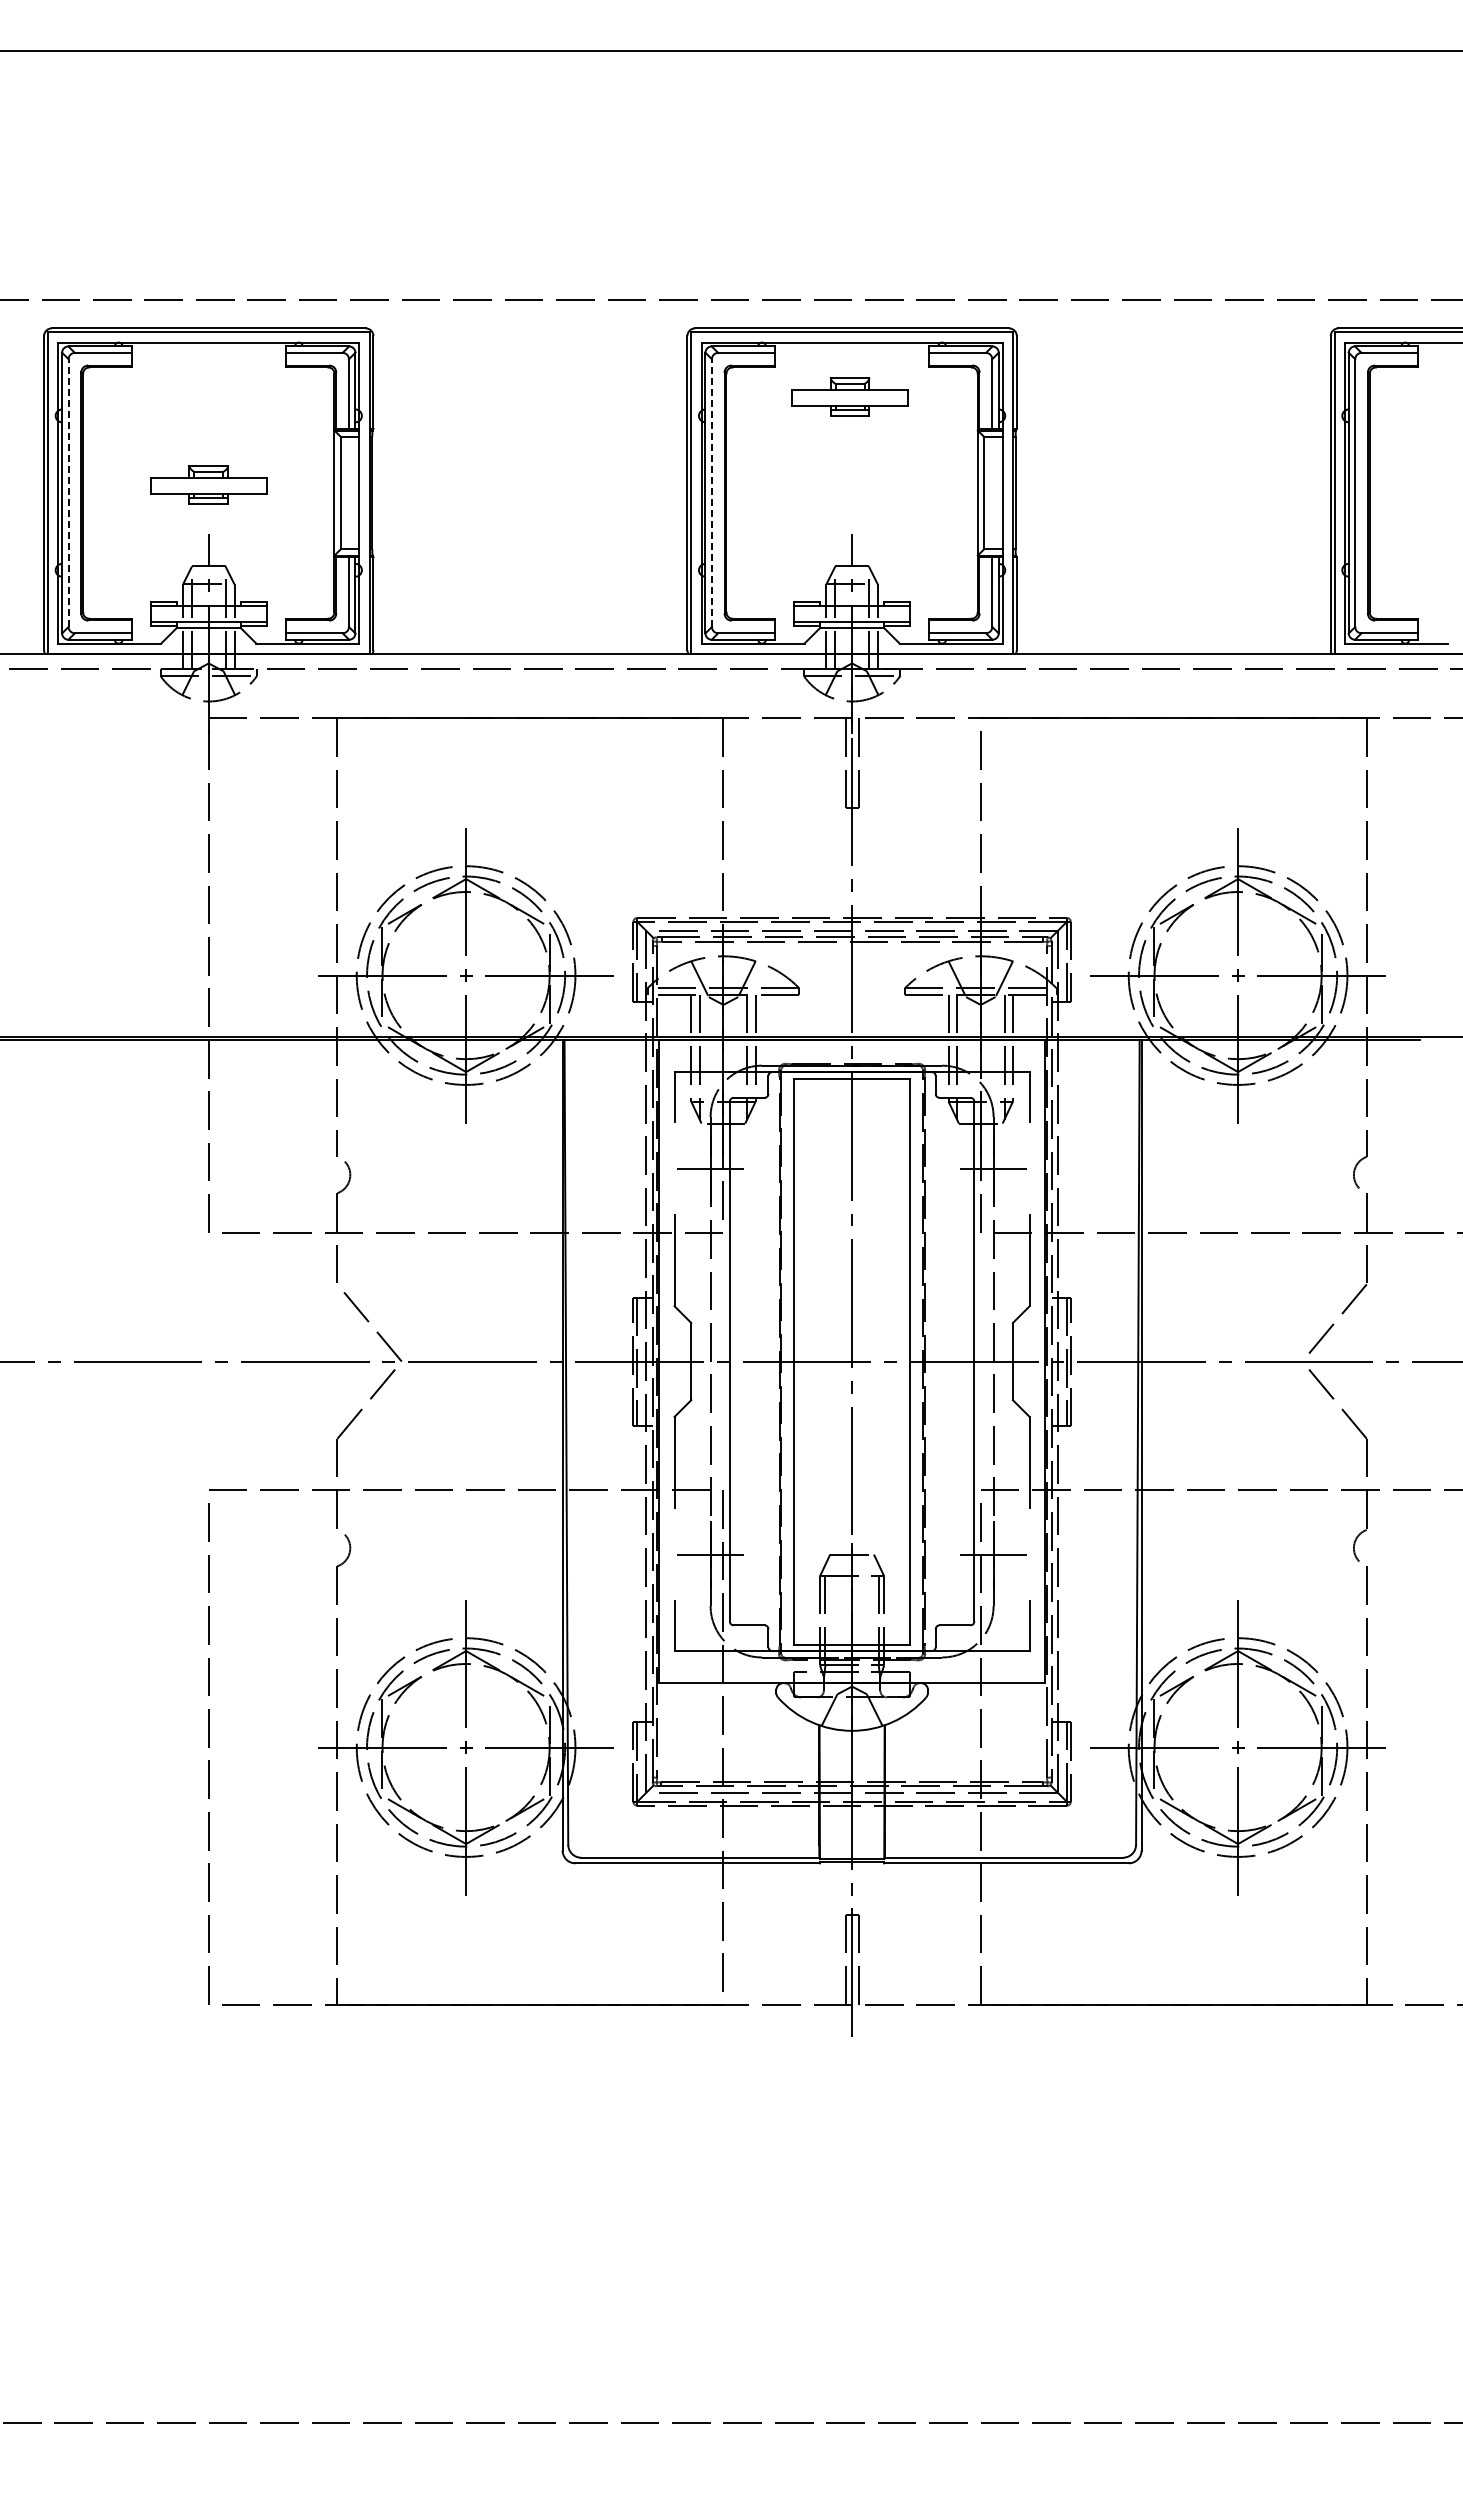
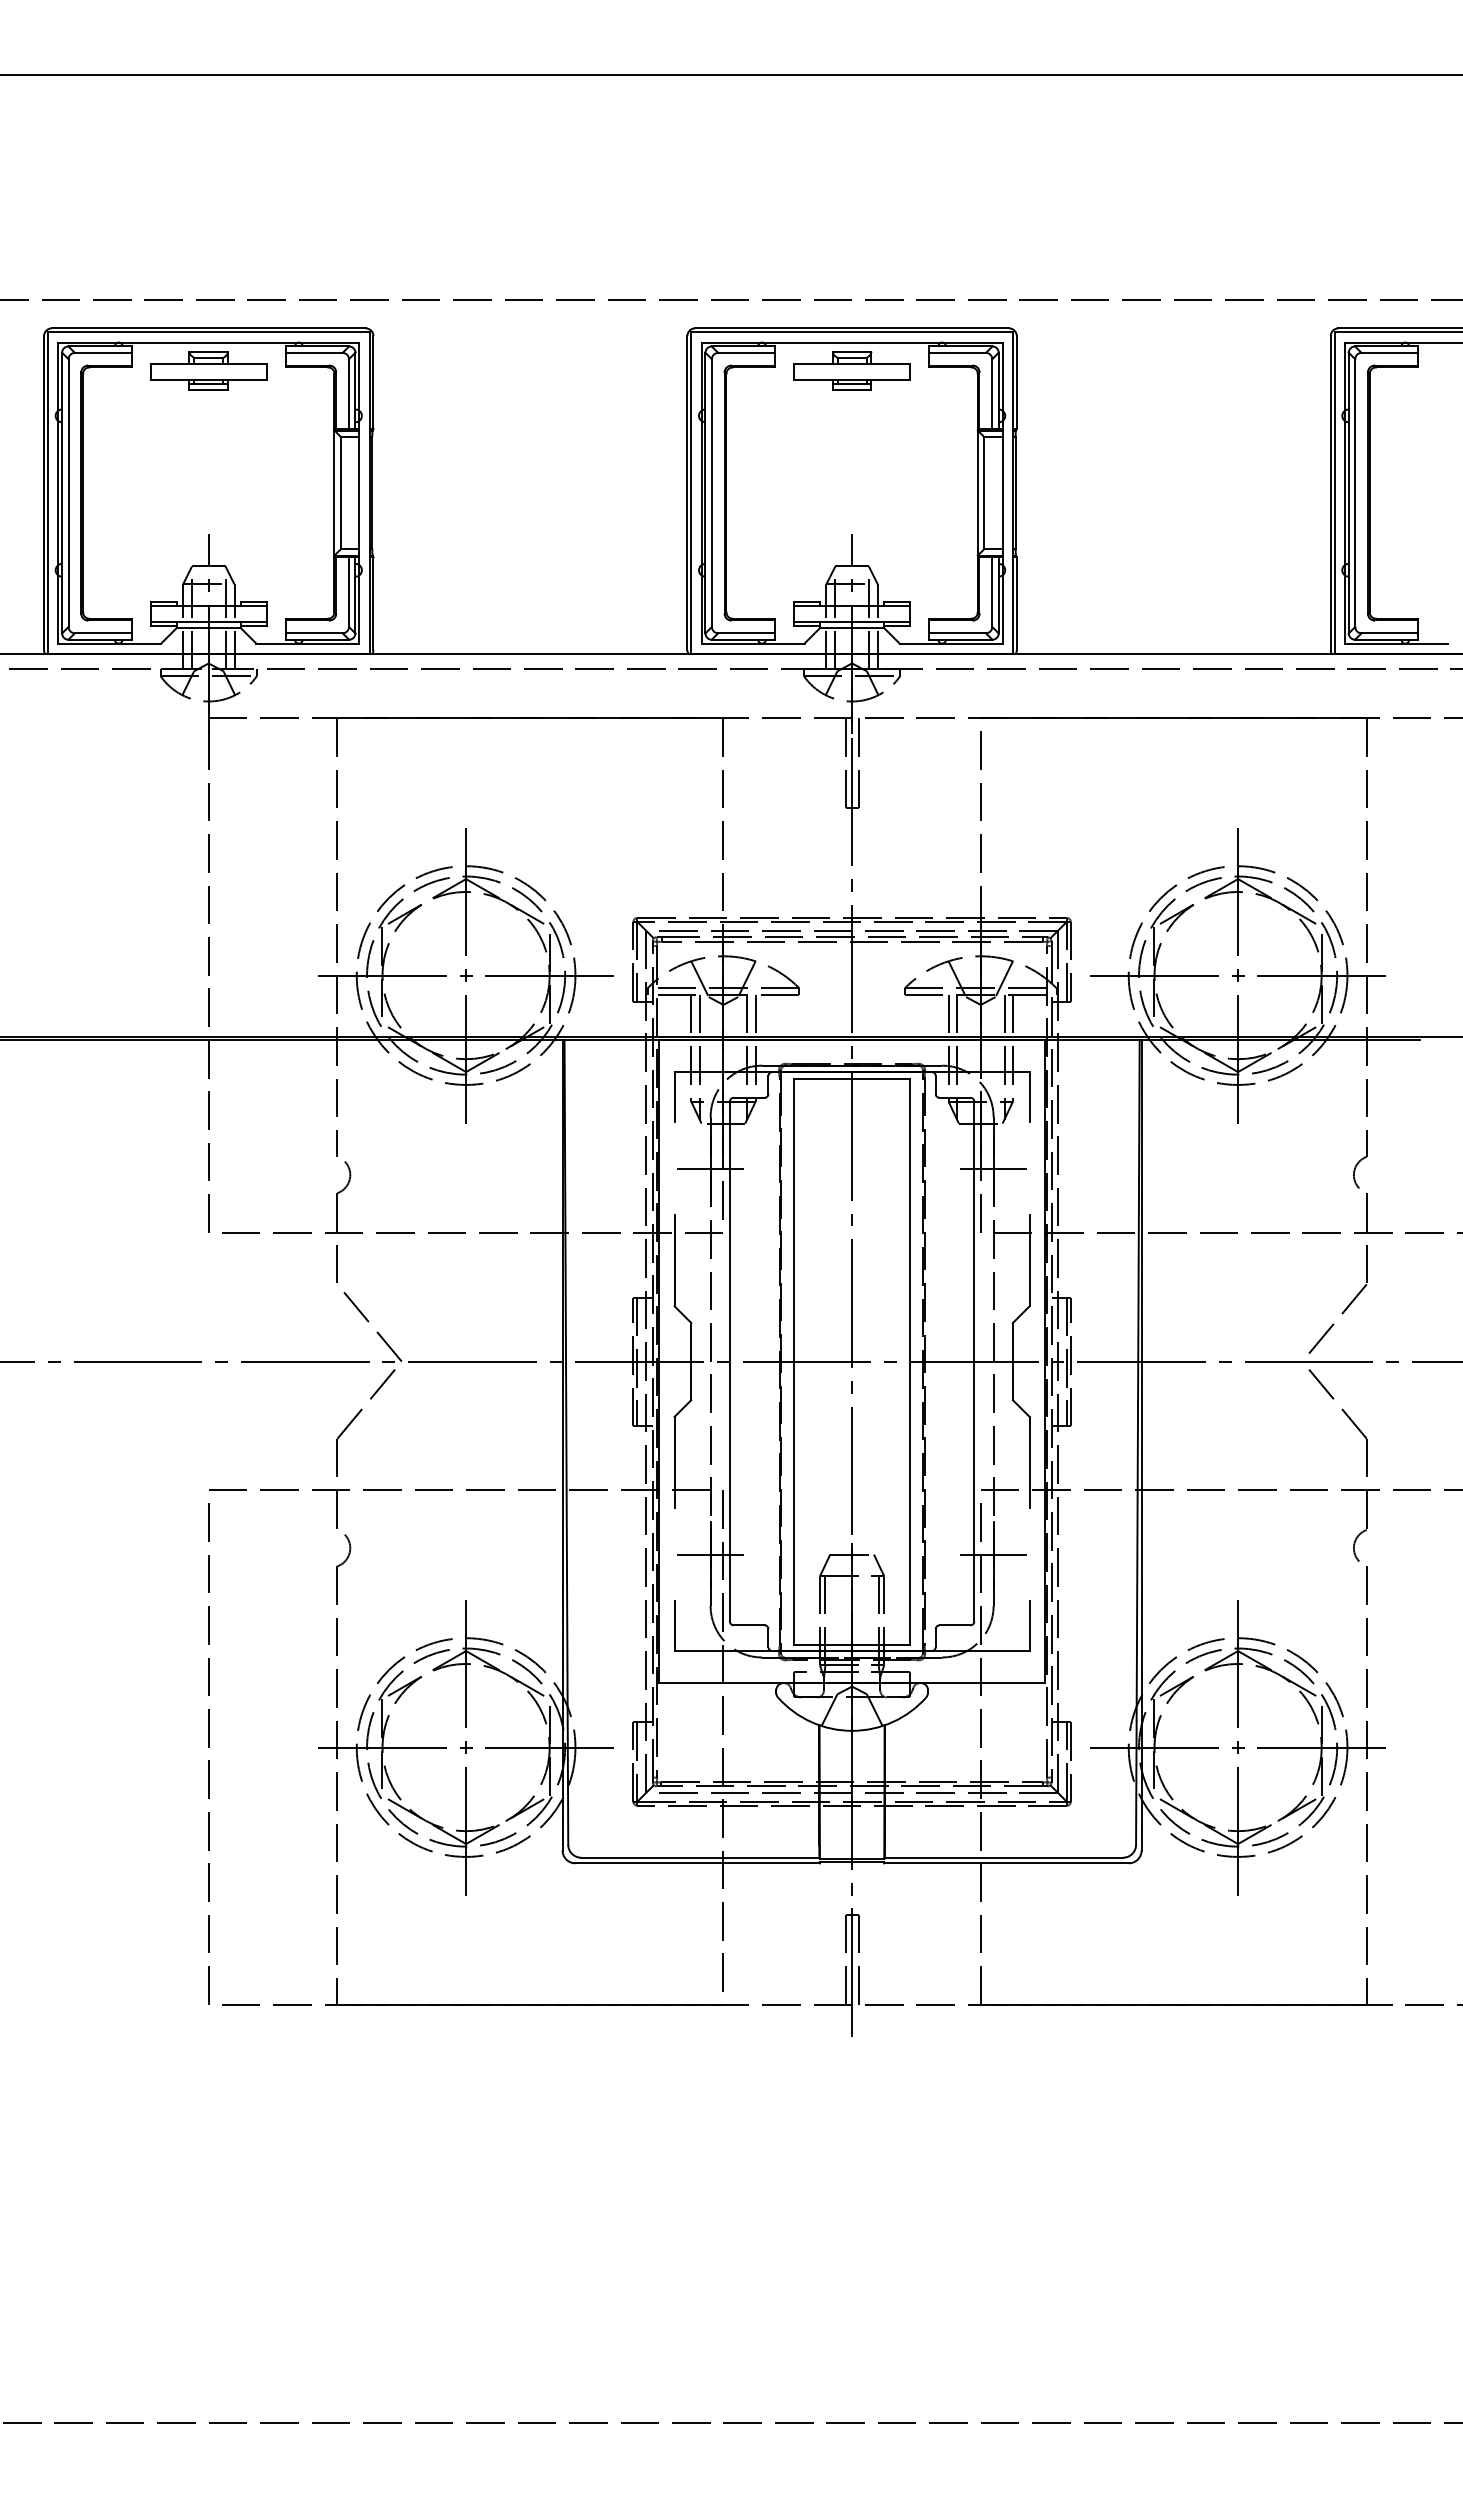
line position: (730, 50) -> (730, 74) (730, 74)
part position: (849, 396) -> (851, 370) (851, 370)
part position: (208, 484) -> (208, 370) (208, 370)
line: dashed -> solid (68, 493)
line: dashed -> solid (711, 493)
